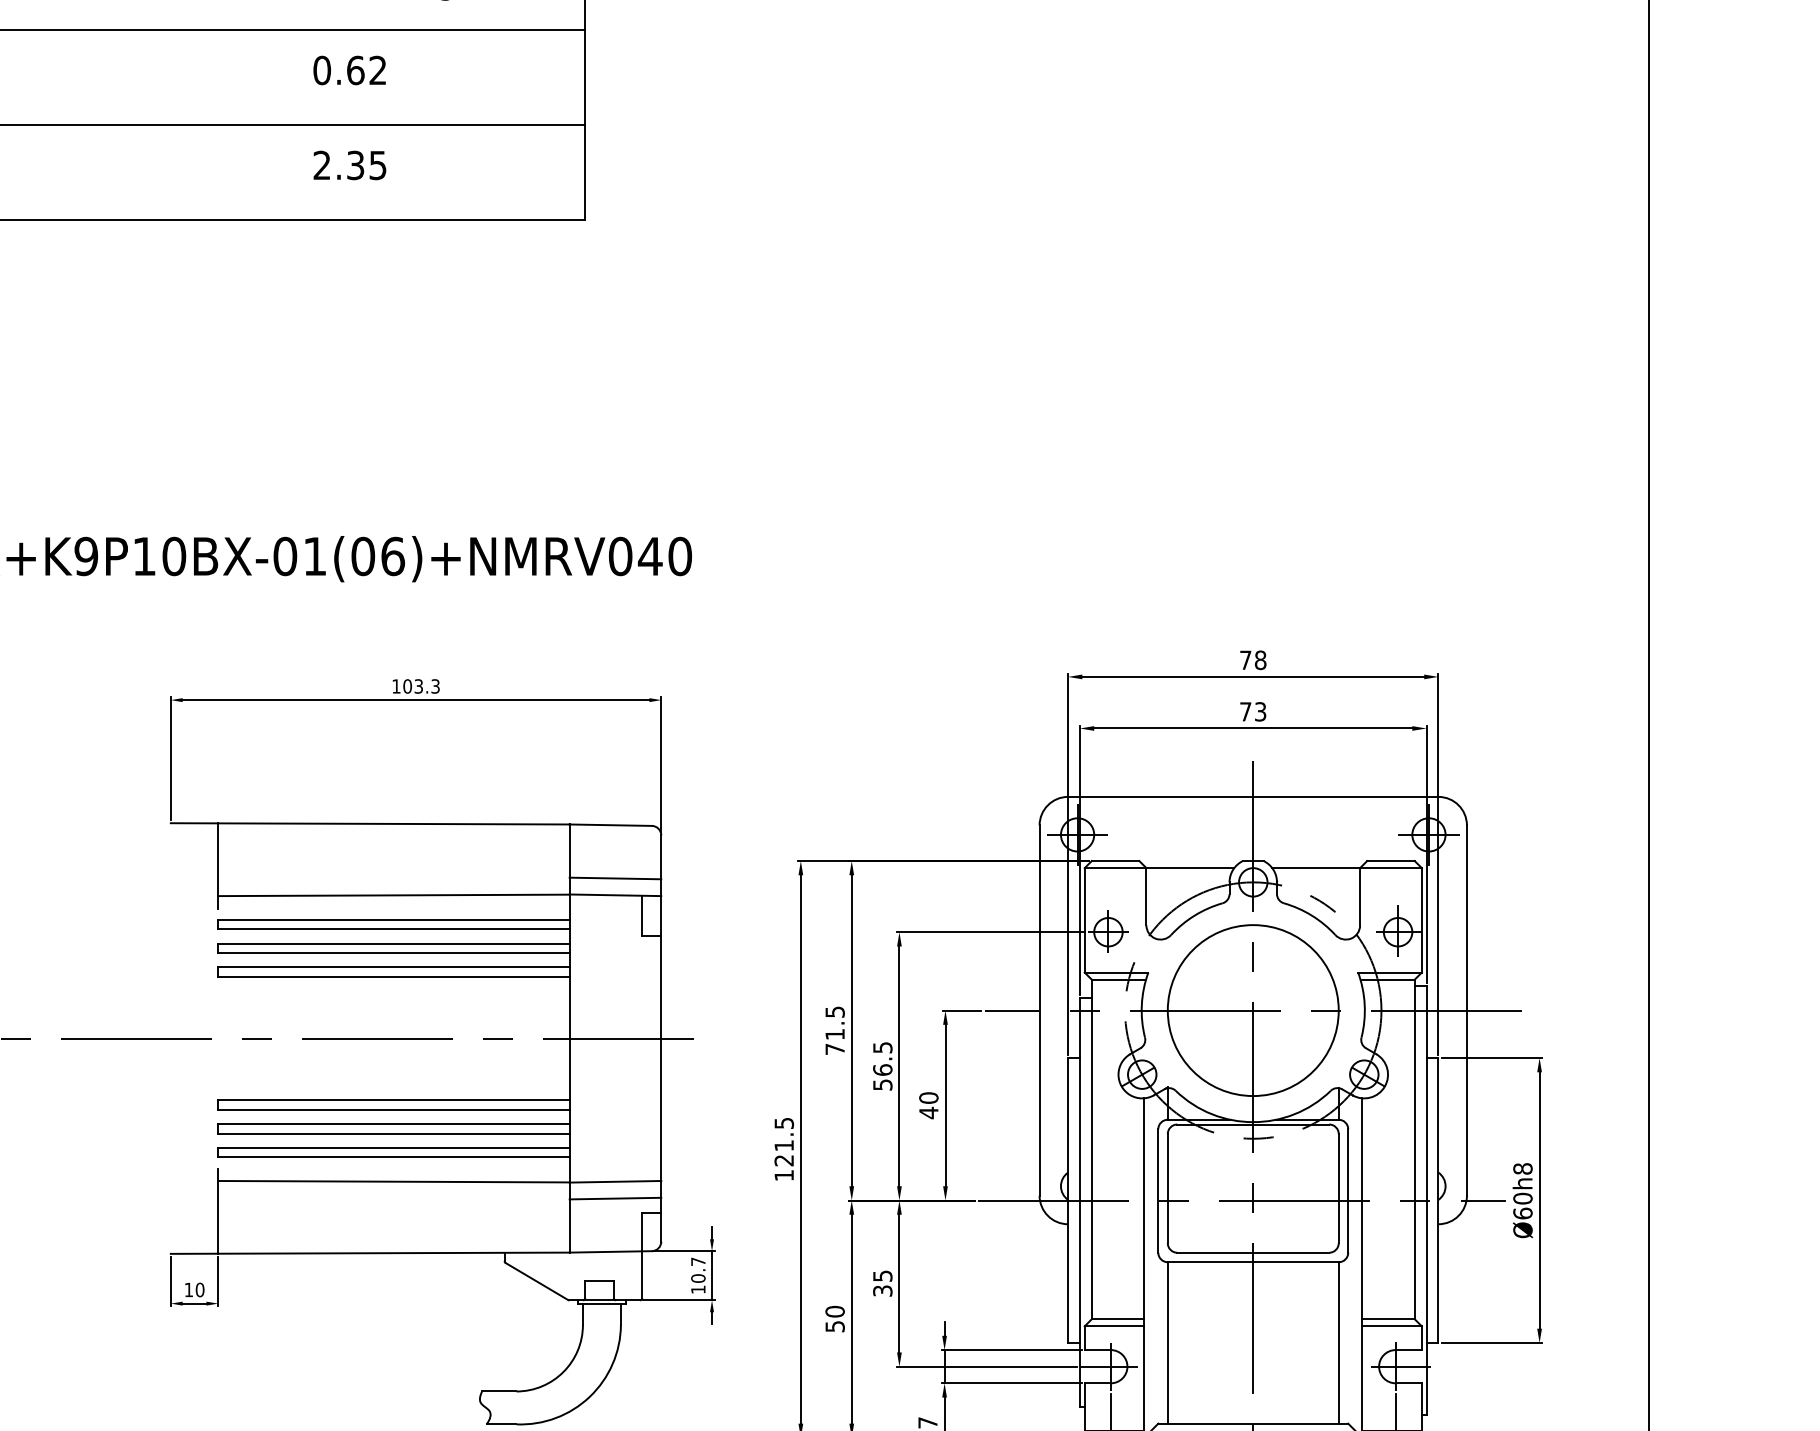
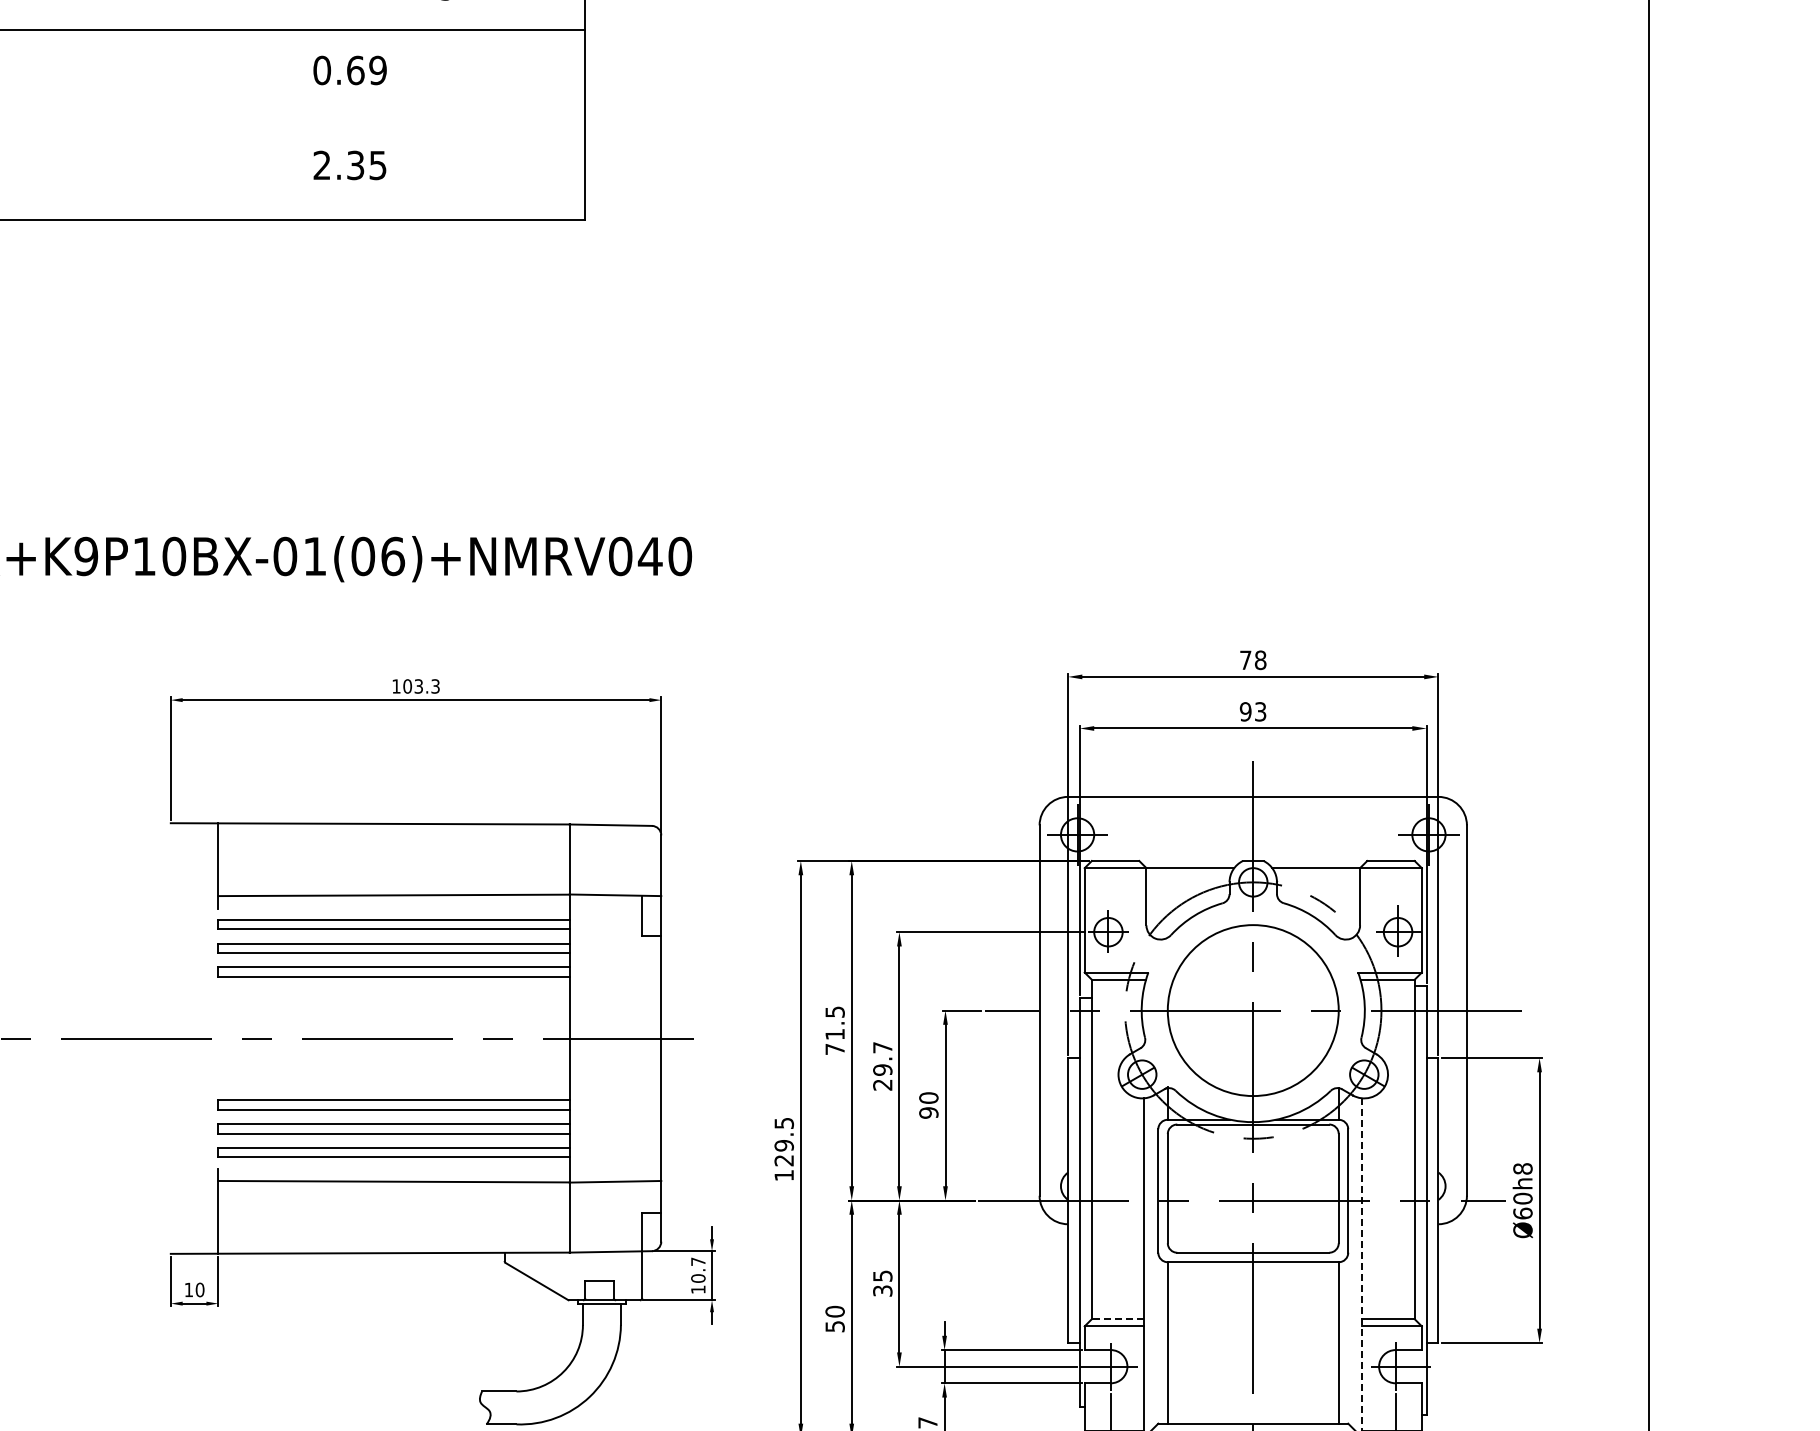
text: 0.62 -> 0.69 (377, 70)
line: present -> none (293, 124)
text: 73 -> 93 (1245, 711)
line: present -> none (615, 878)
text: 56.5 -> 29.7 (882, 1066)
text: 40 -> 90 (928, 1112)
text: 121.5 -> 129.5 (783, 1145)
line: present -> none (615, 1198)
line: solid -> dashed (1362, 1265)
line: solid -> dashed (1117, 1319)
